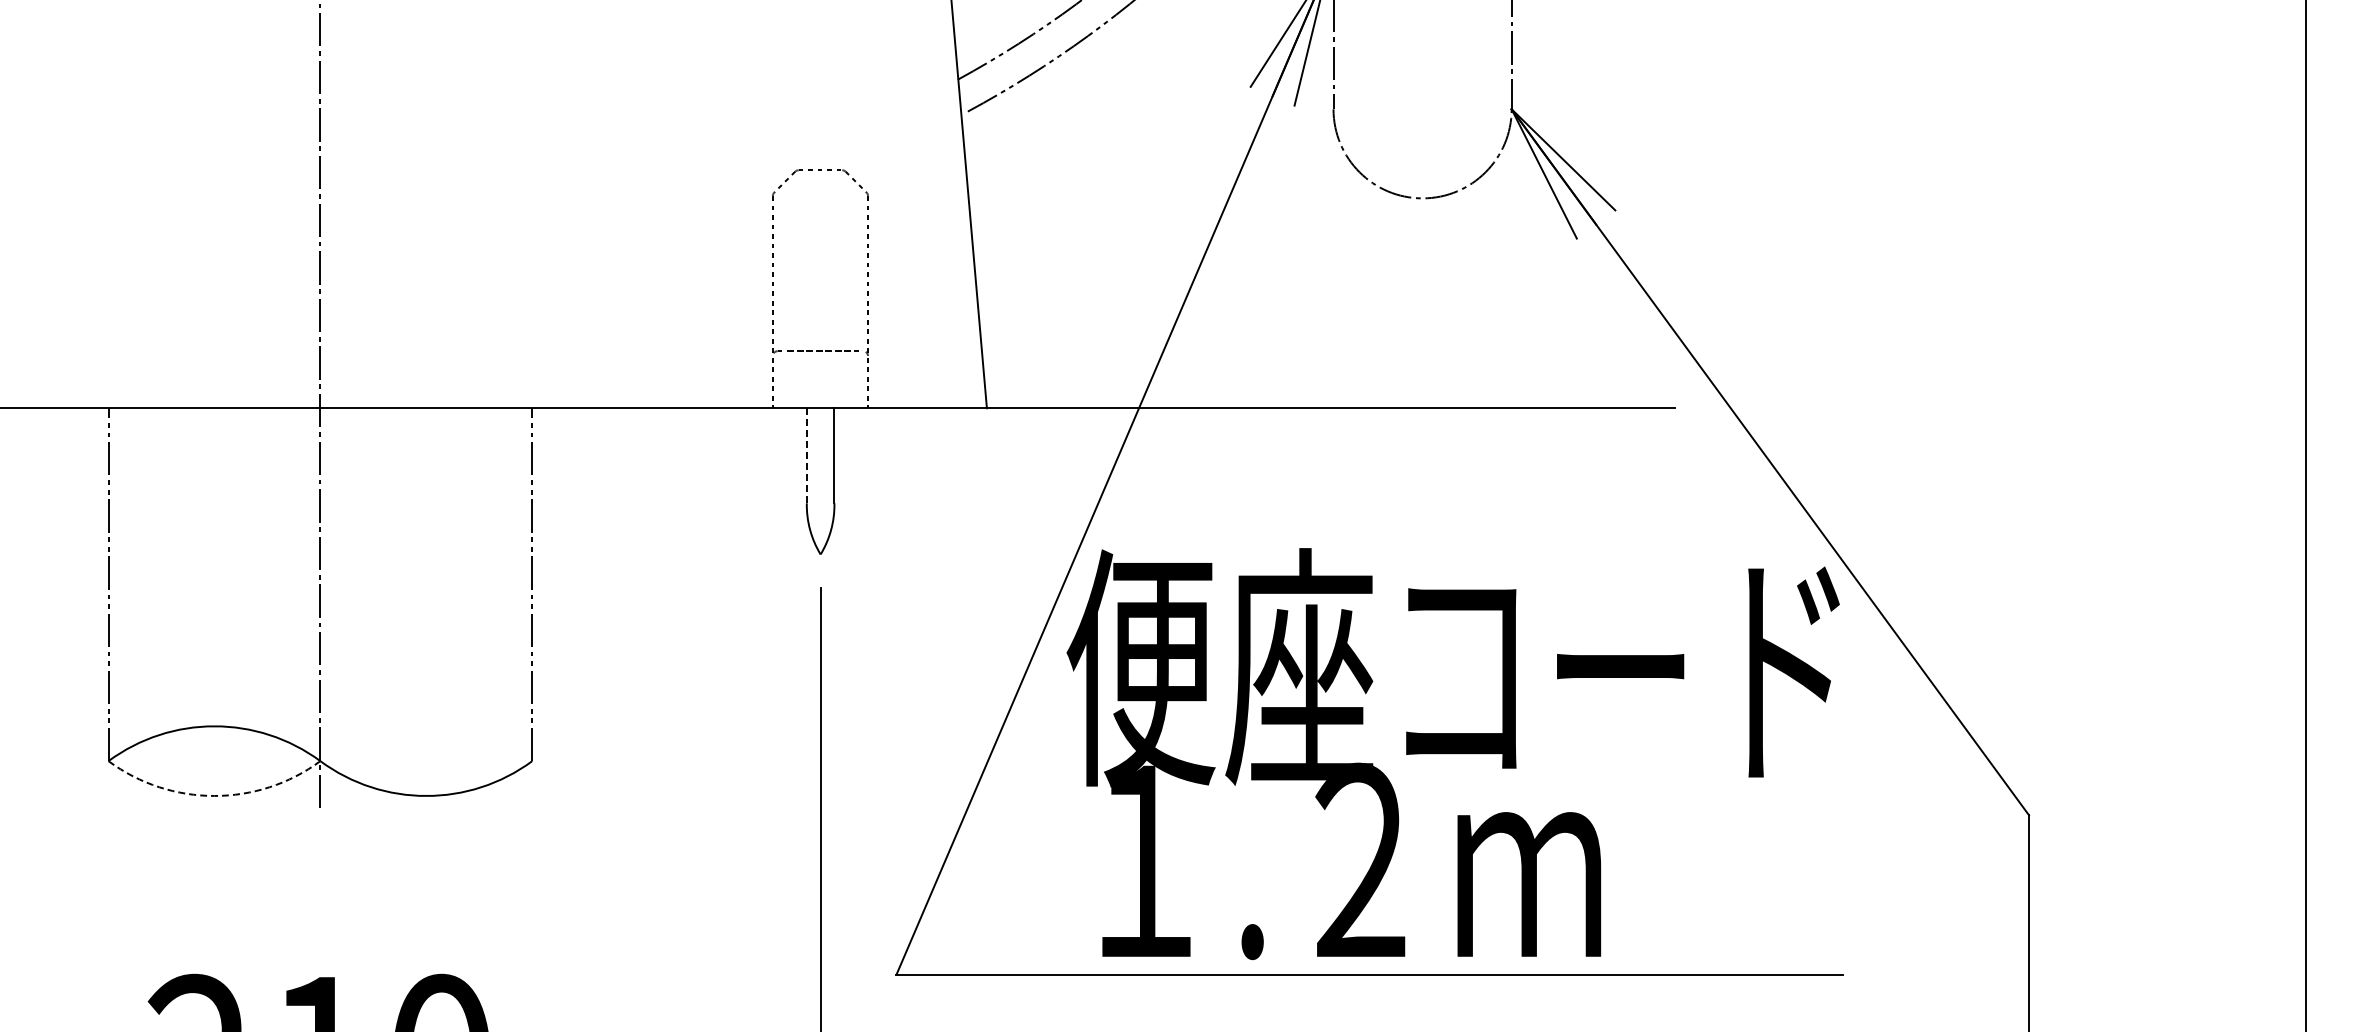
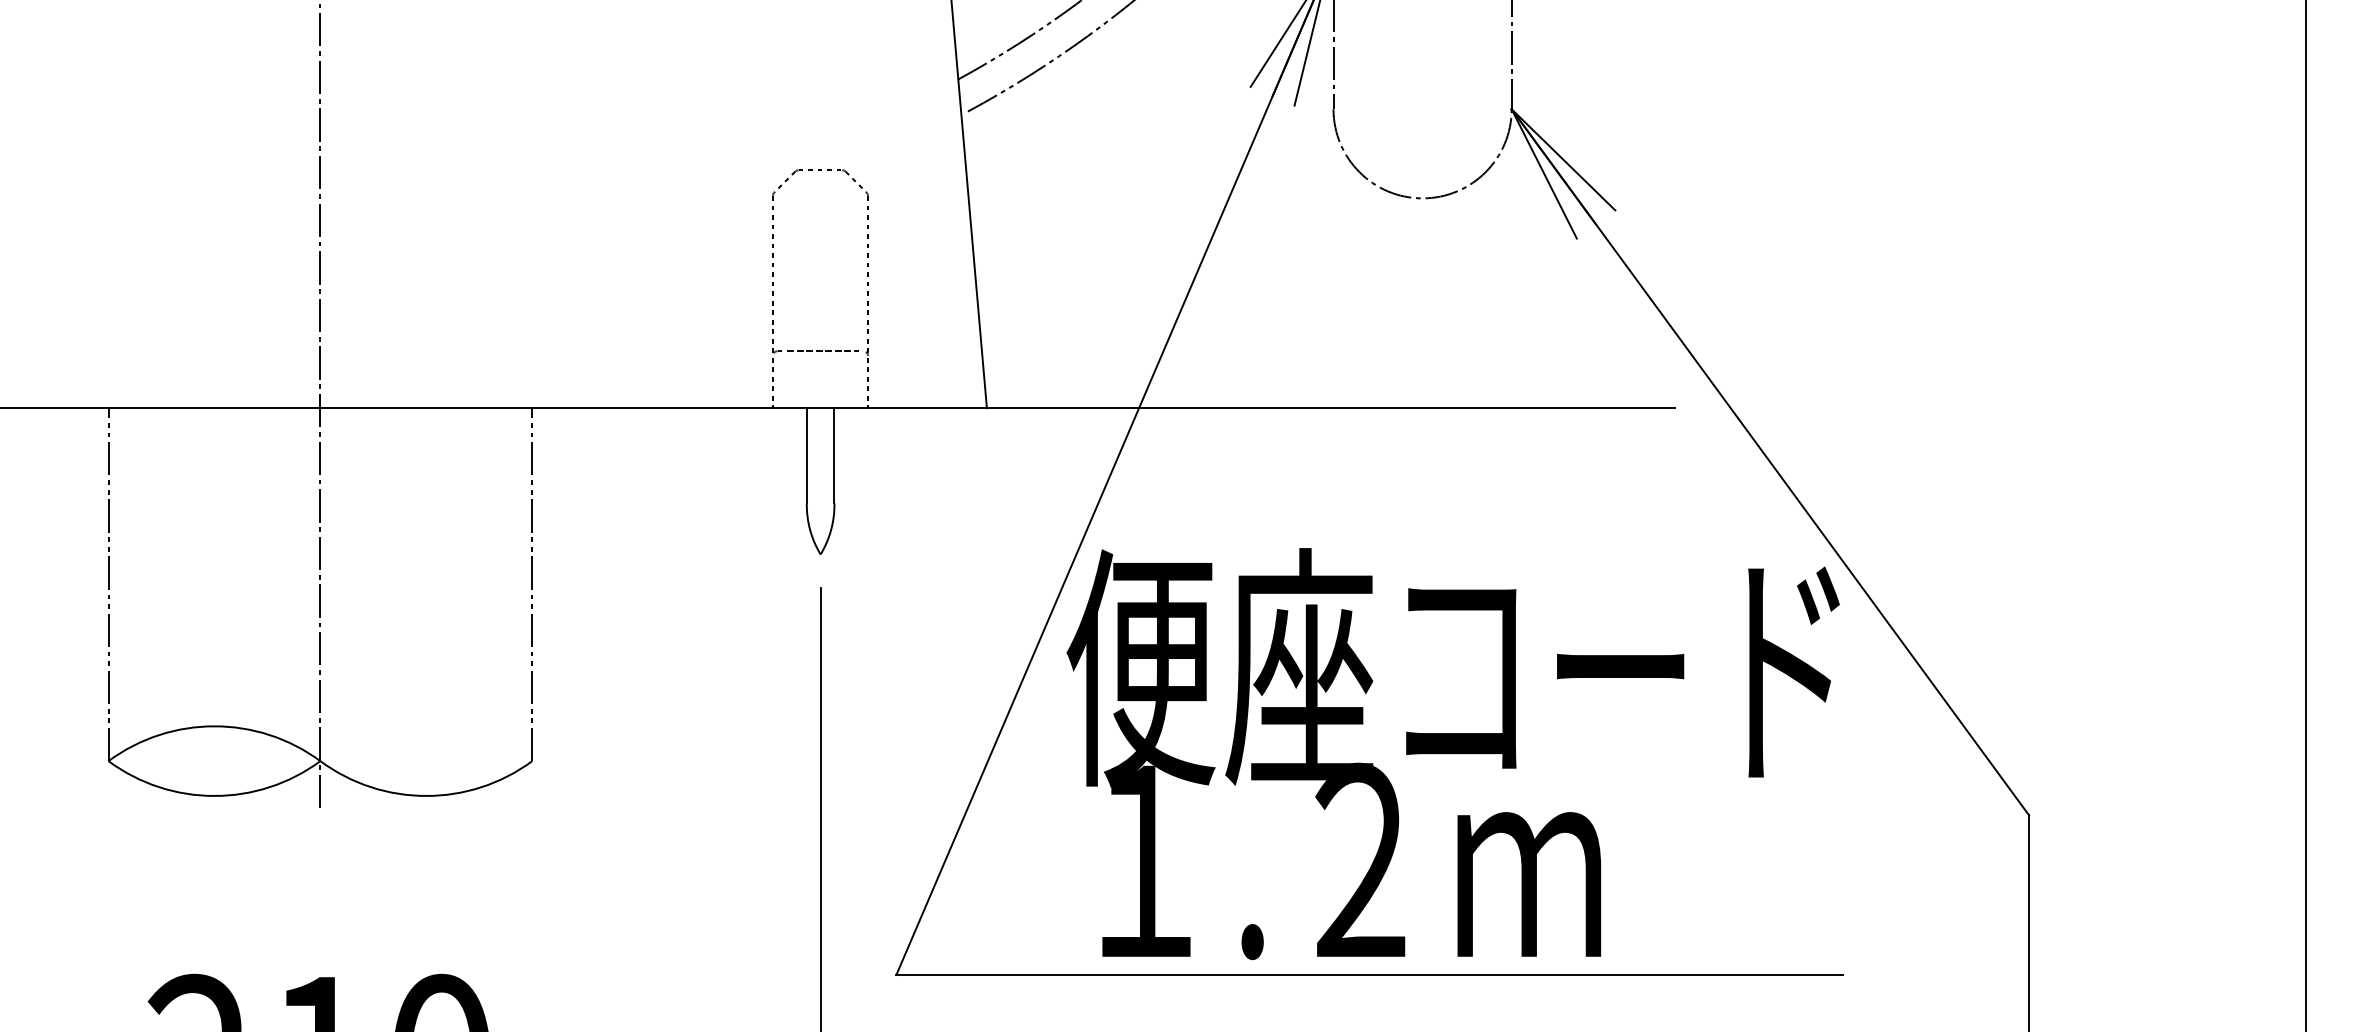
line: dashed -> solid (806, 455)
arc: dashed -> solid (214, 795)
